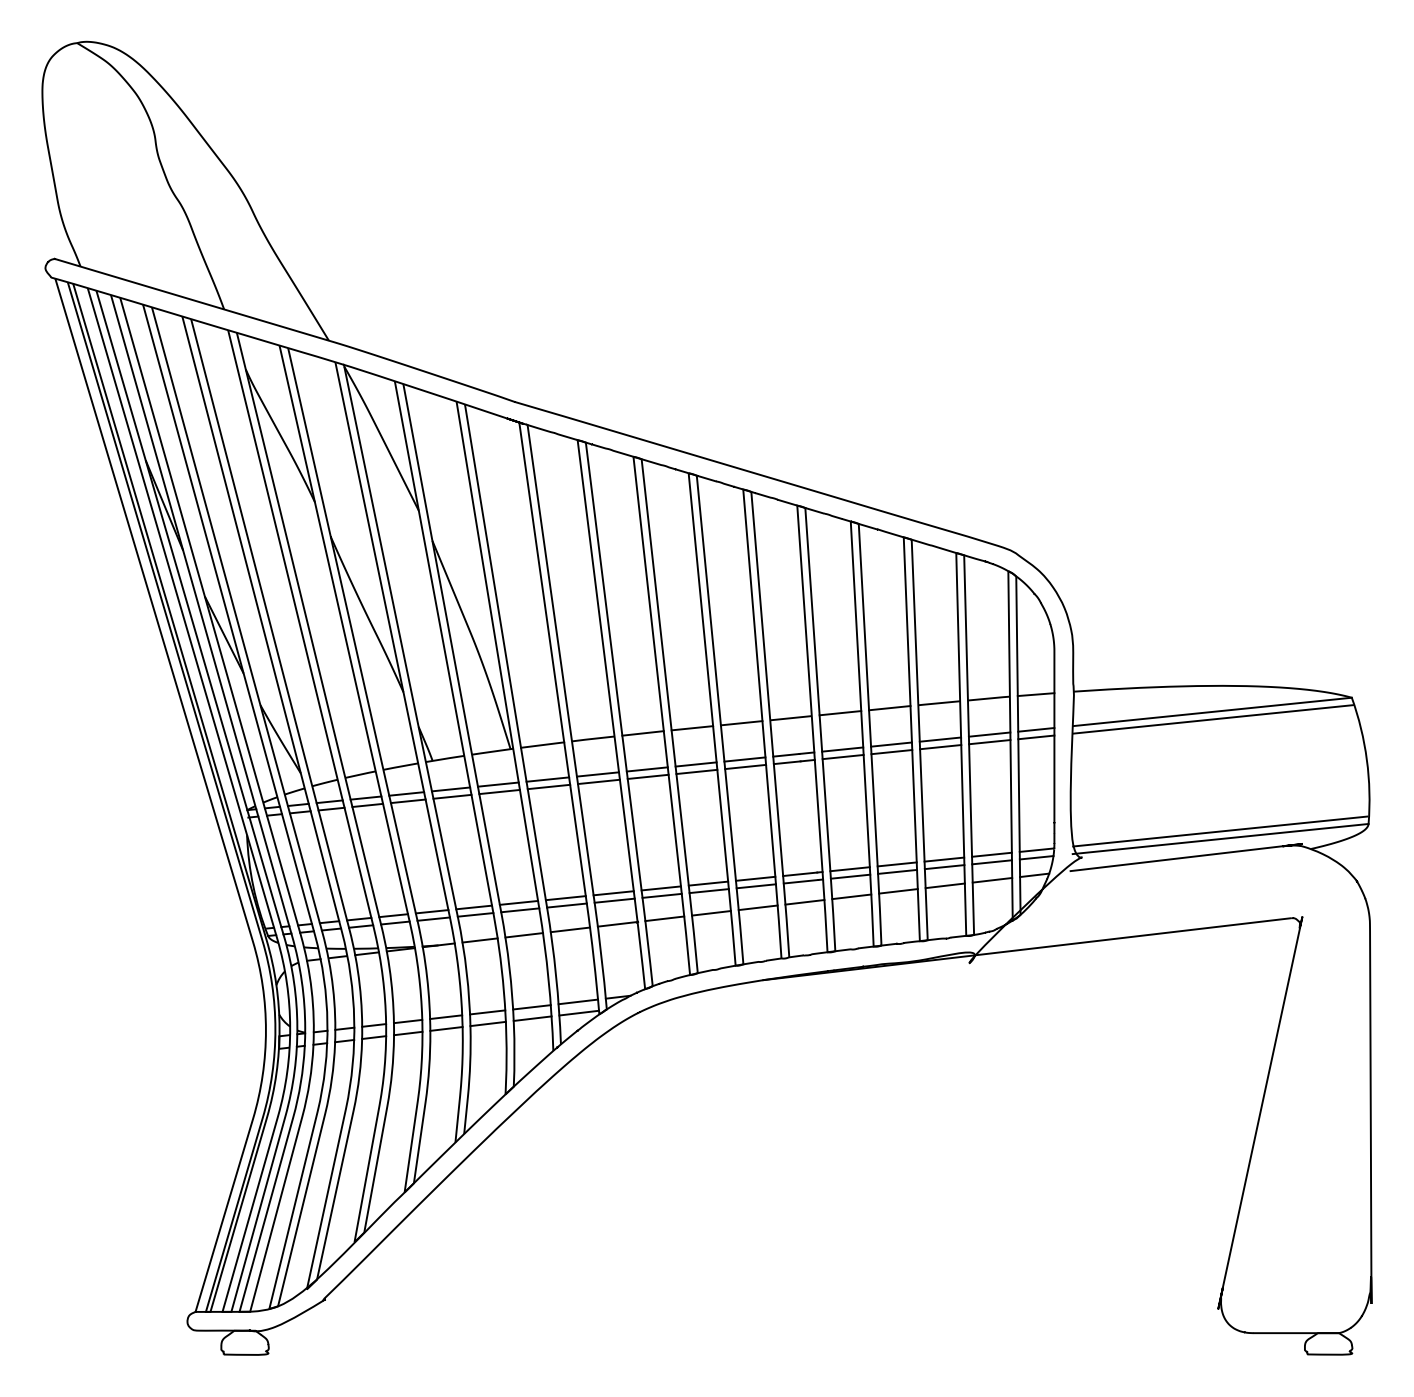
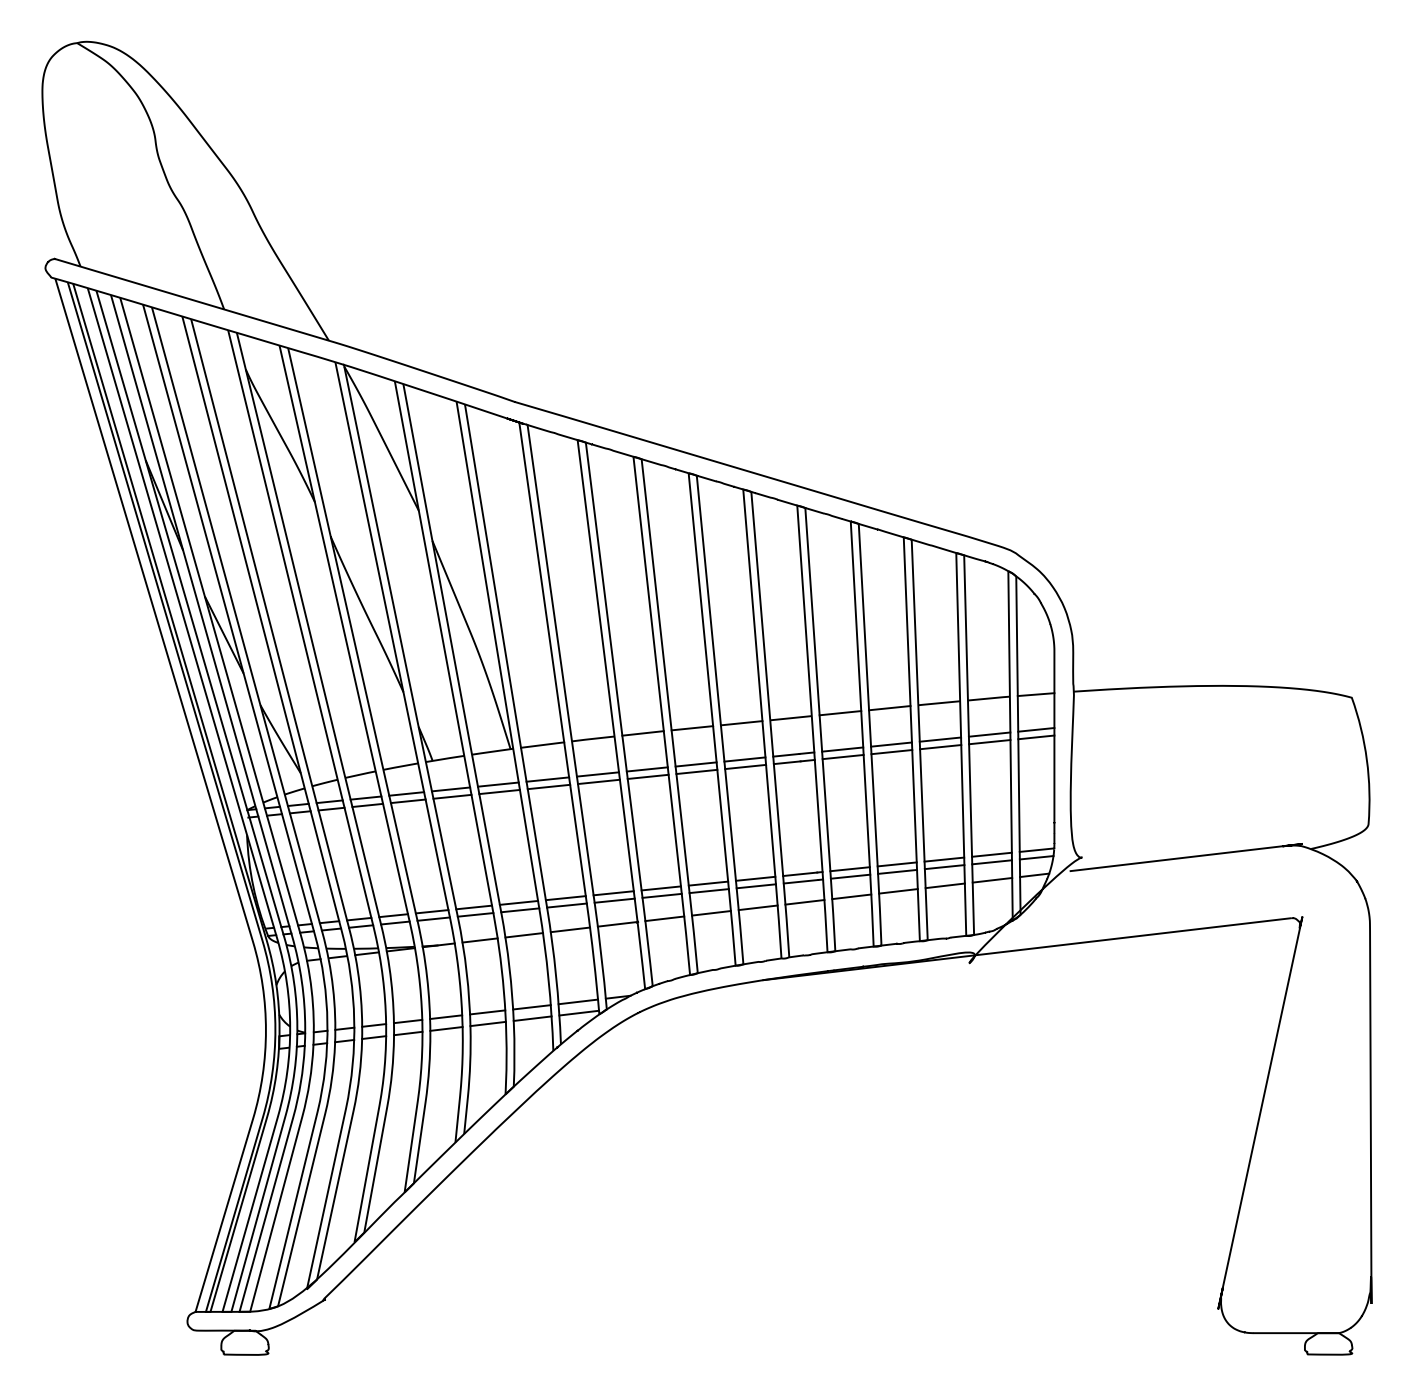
line: present -> none (1212, 711)
line: present -> none (1212, 719)
line: present -> none (1220, 831)
line: present -> none (1220, 838)
